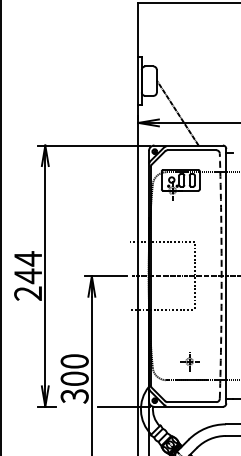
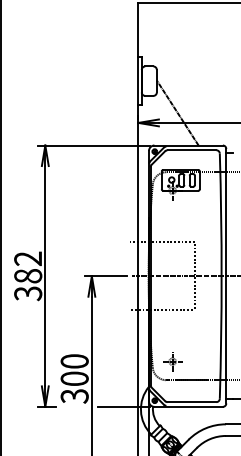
text: 244 -> 382 (28, 276)
arc: dashed -> solid (221, 276)
part position: (189, 361) -> (172, 361) (172, 361)
